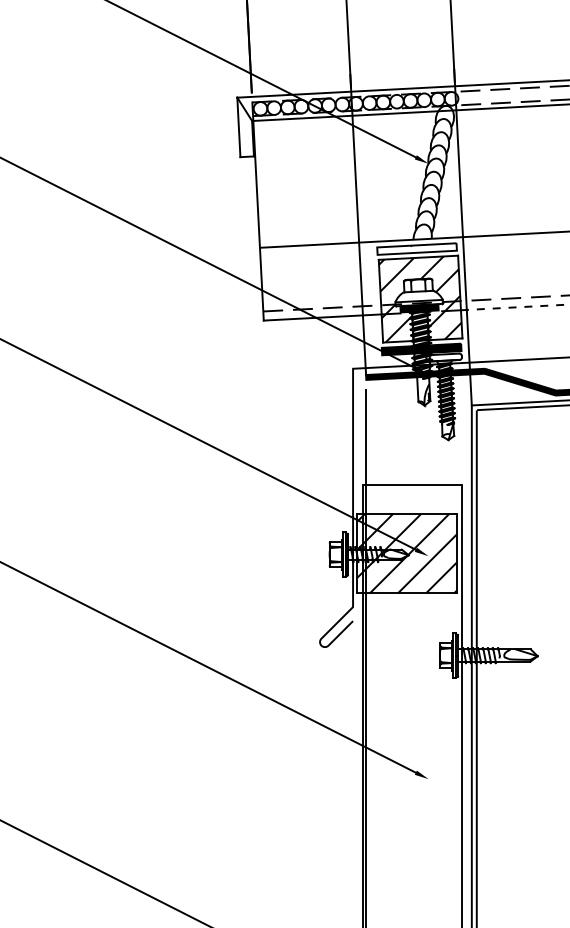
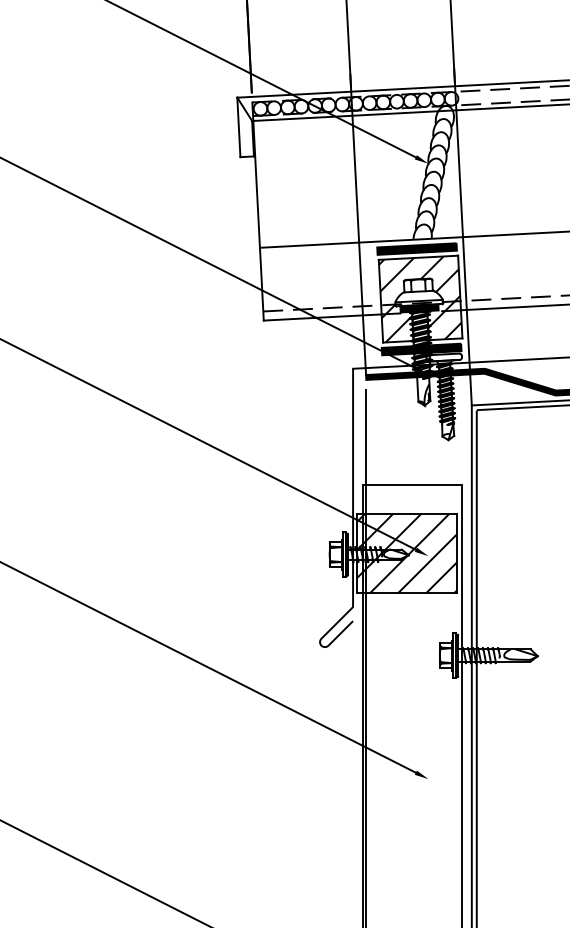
fill: none -> present (416, 248)
line: dashed -> solid (515, 307)
